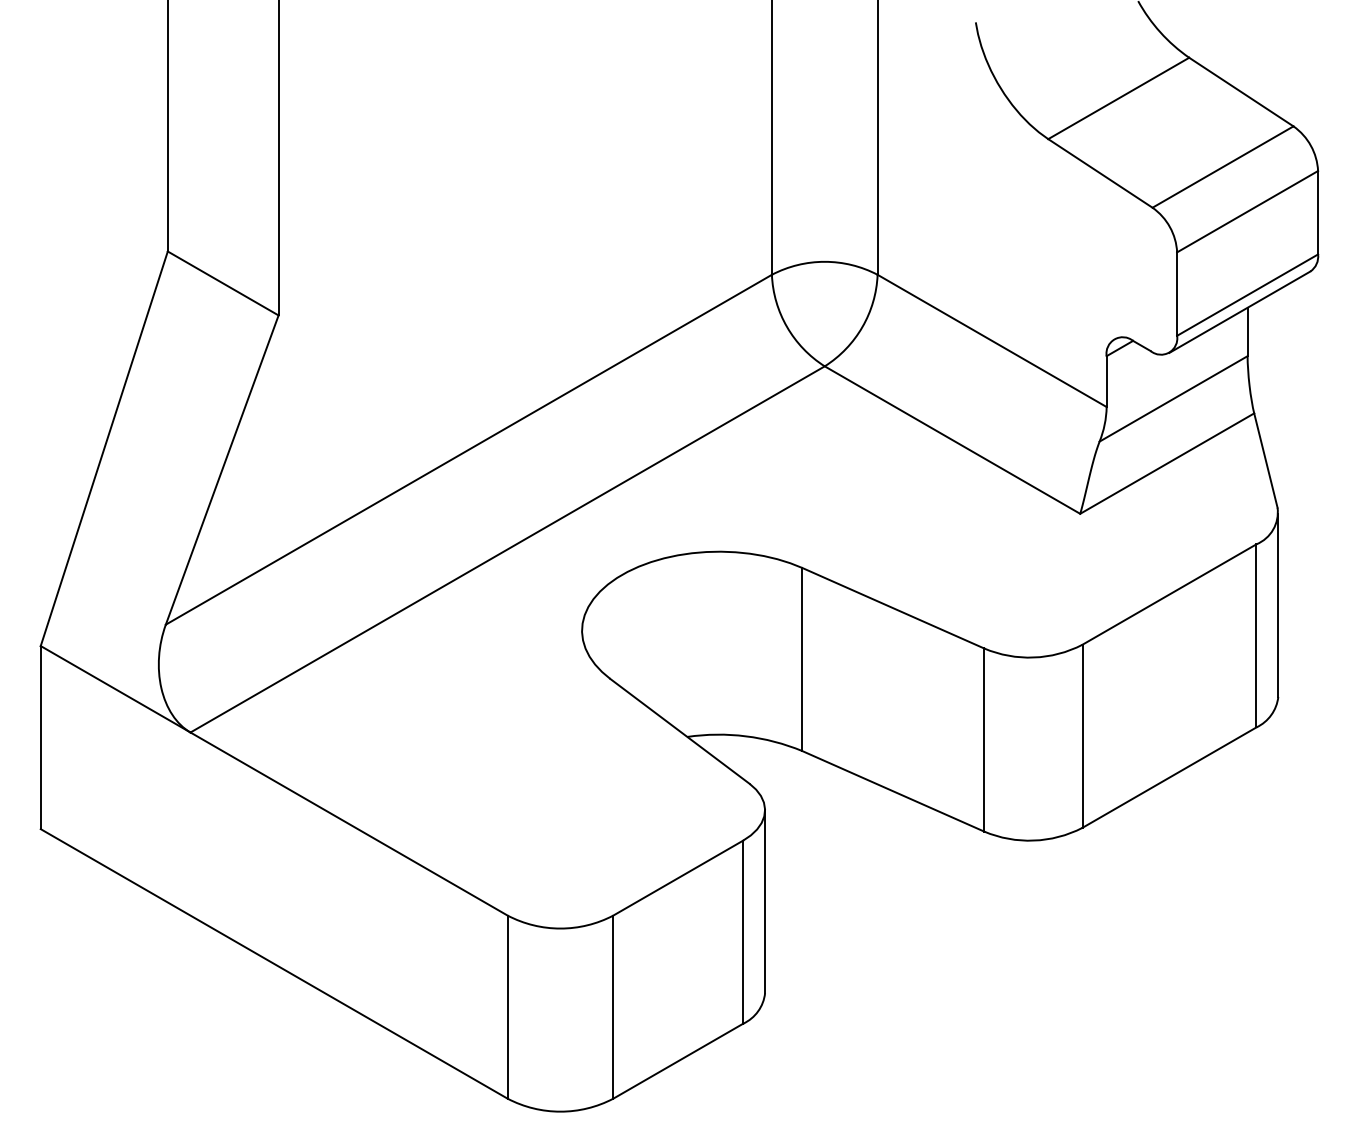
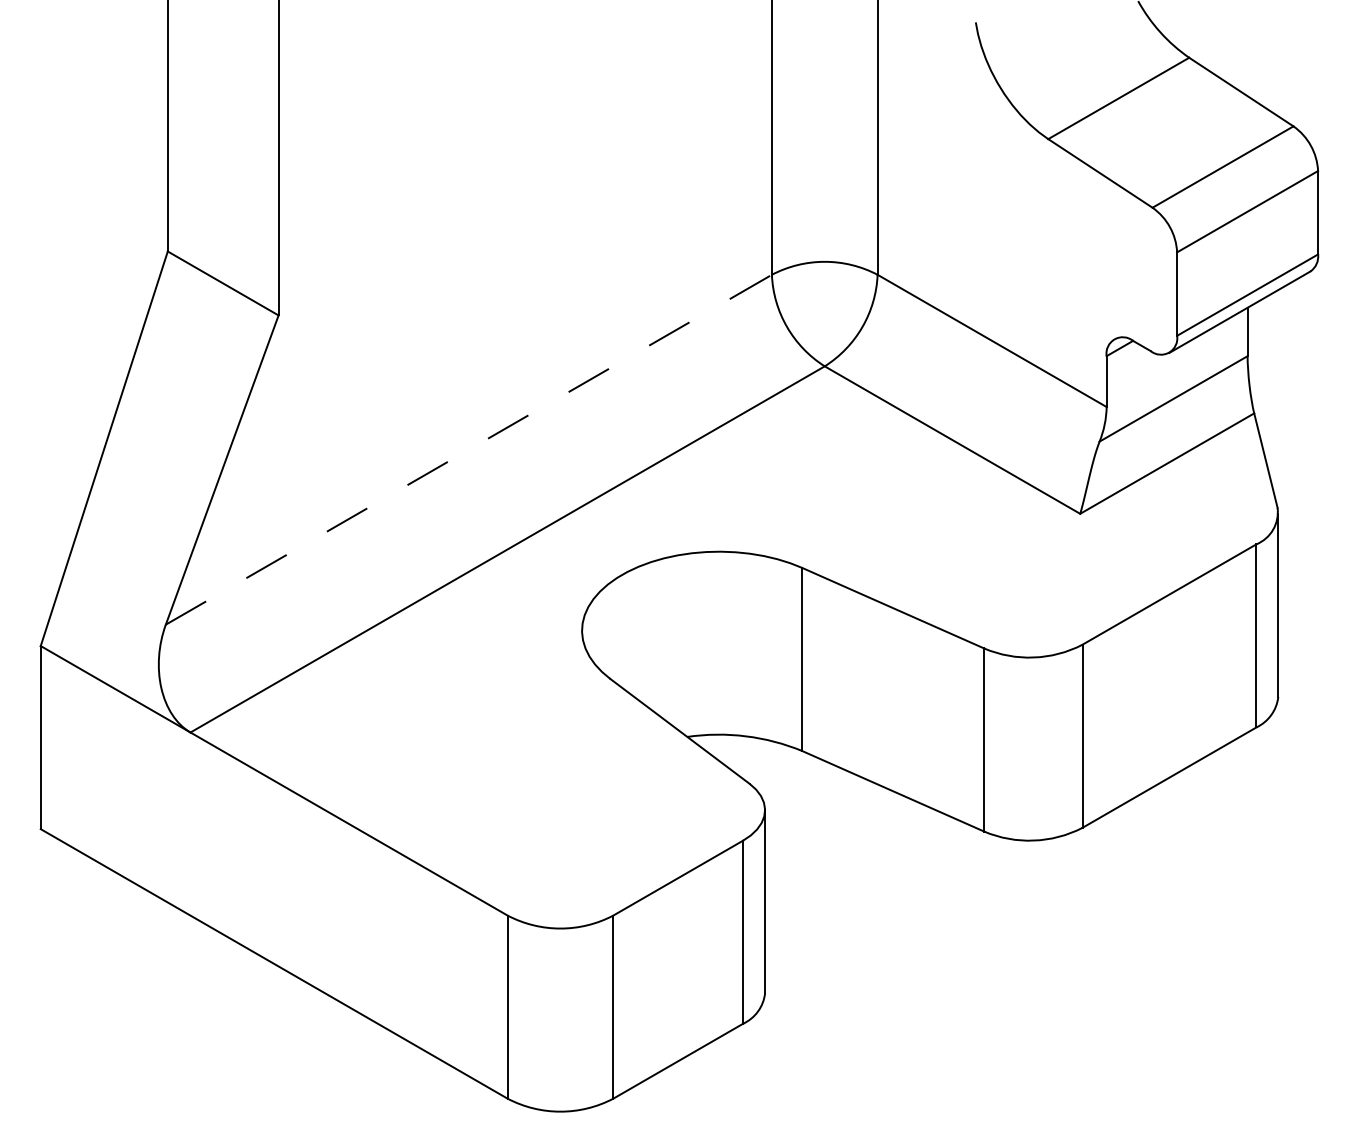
line: solid -> dashed (468, 449)
